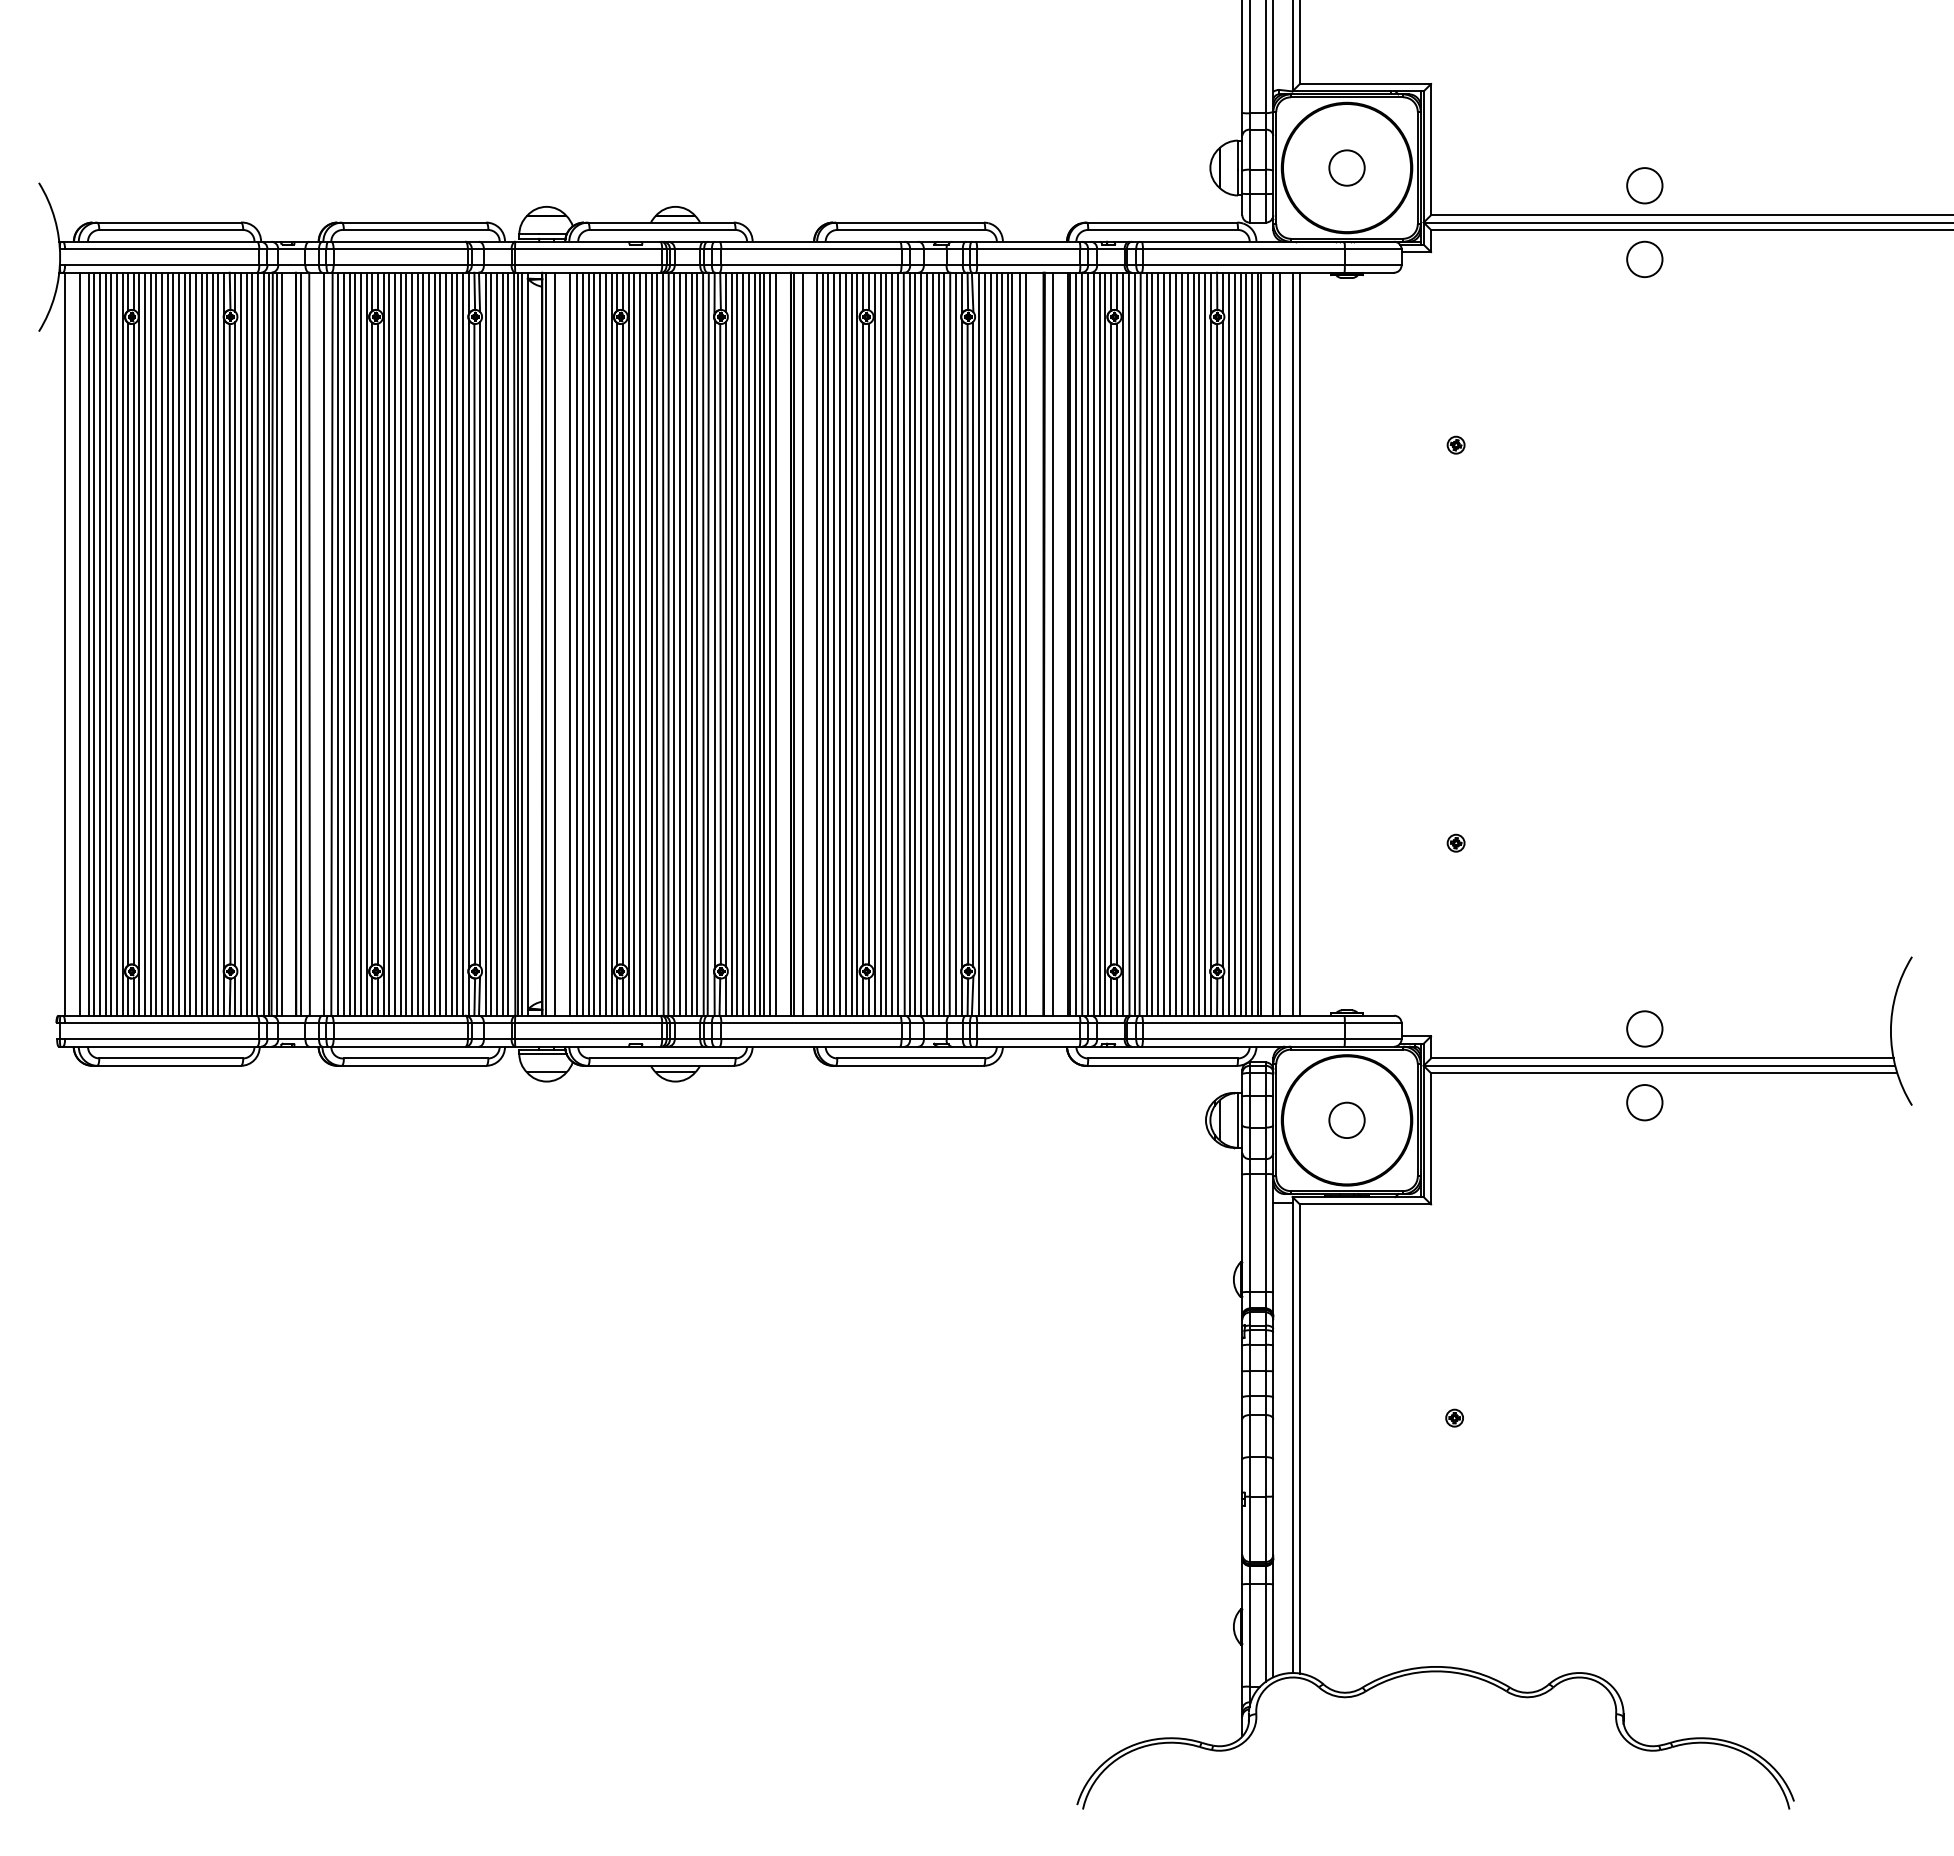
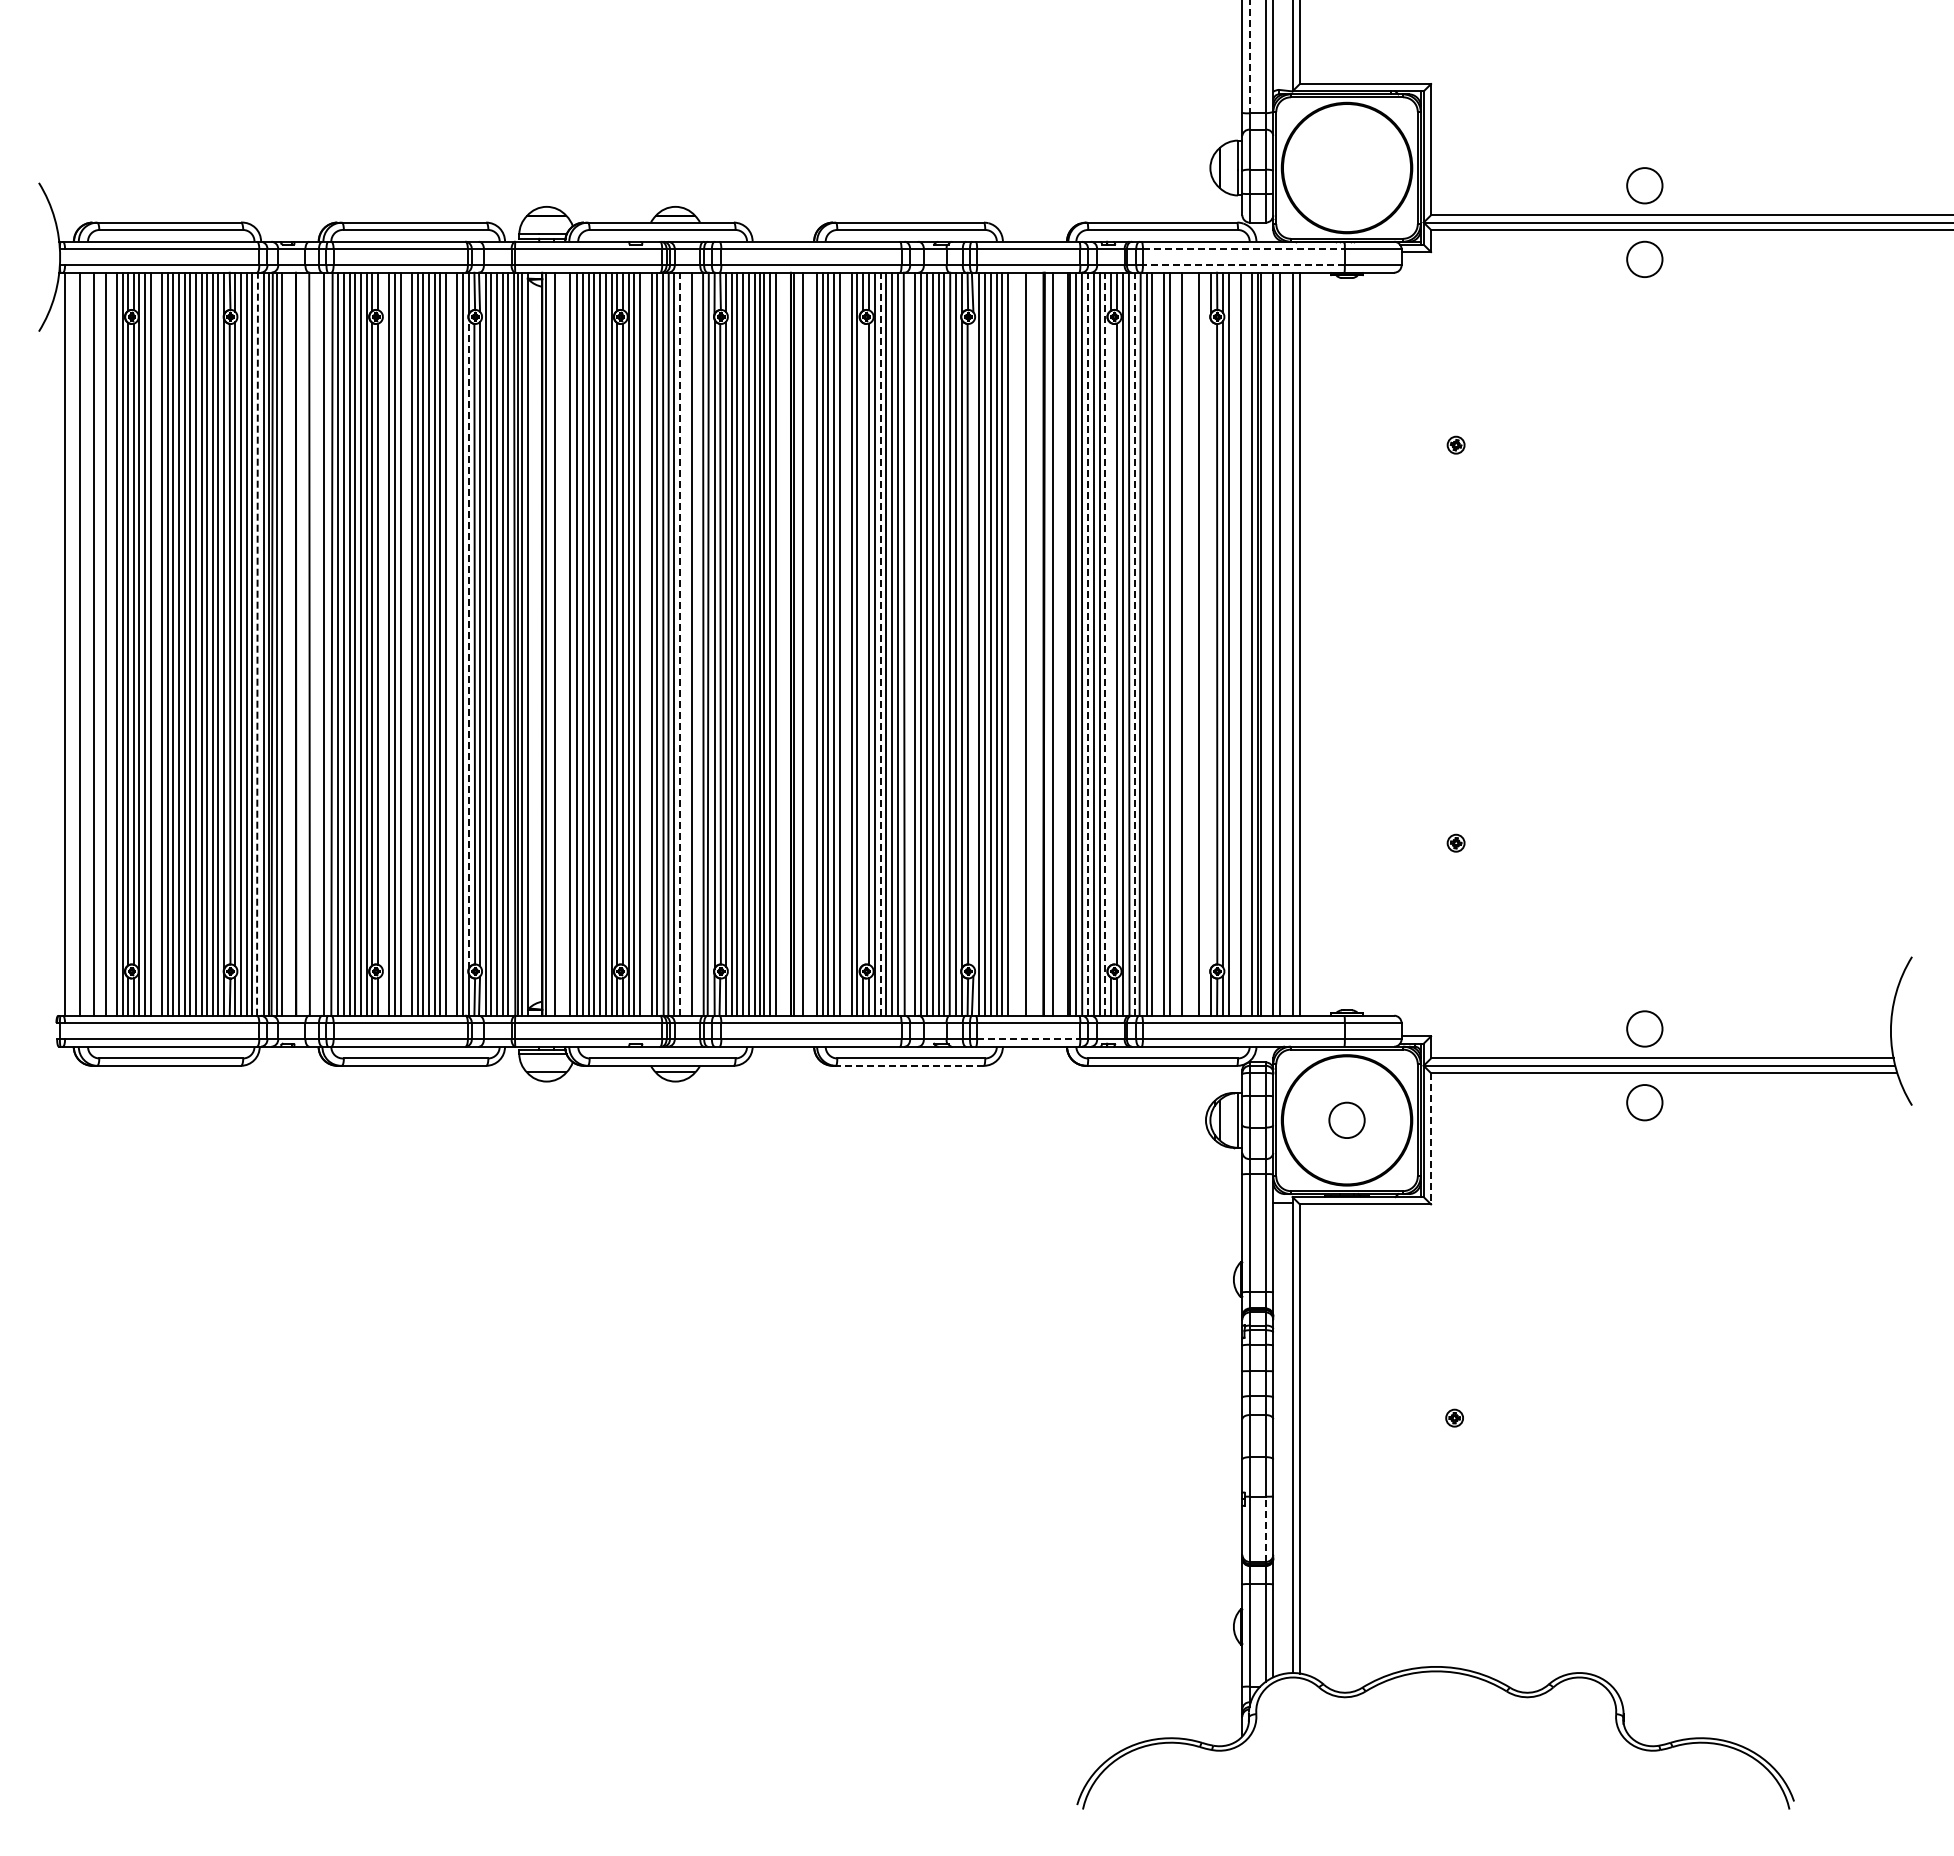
line: solid -> dashed (1249, 56)
circle: present -> none (1346, 167)
line: solid -> dashed (1243, 249)
line: solid -> dashed (1243, 265)
line: present -> none (88, 643)
line: present -> none (99, 643)
line: present -> none (111, 643)
line: present -> none (156, 643)
line: solid -> dashed (257, 643)
line: present -> none (300, 643)
line: present -> none (383, 643)
line: present -> none (406, 643)
line: present -> none (451, 643)
line: present -> none (645, 643)
line: solid -> dashed (680, 643)
line: present -> none (685, 643)
line: present -> none (697, 643)
line: present -> none (845, 643)
line: solid -> dashed (880, 643)
line: present -> none (909, 643)
line: present -> none (973, 643)
line: present -> none (1011, 643)
line: present -> none (1020, 643)
line: solid -> dashed (1087, 643)
line: solid -> dashed (1105, 643)
line: solid -> dashed (1134, 643)
line: present -> none (1158, 643)
line: present -> none (1175, 643)
line: present -> none (1187, 643)
line: present -> none (1193, 643)
line: present -> none (1205, 643)
line: present -> none (1211, 643)
line: present -> none (1234, 643)
line: present -> none (1246, 643)
line: solid -> dashed (468, 644)
line: present -> none (863, 644)
line: present -> none (1111, 644)
line: solid -> dashed (1028, 1039)
line: solid -> dashed (909, 1065)
line: solid -> dashed (1431, 1138)
line: solid -> dashed (1265, 1529)
